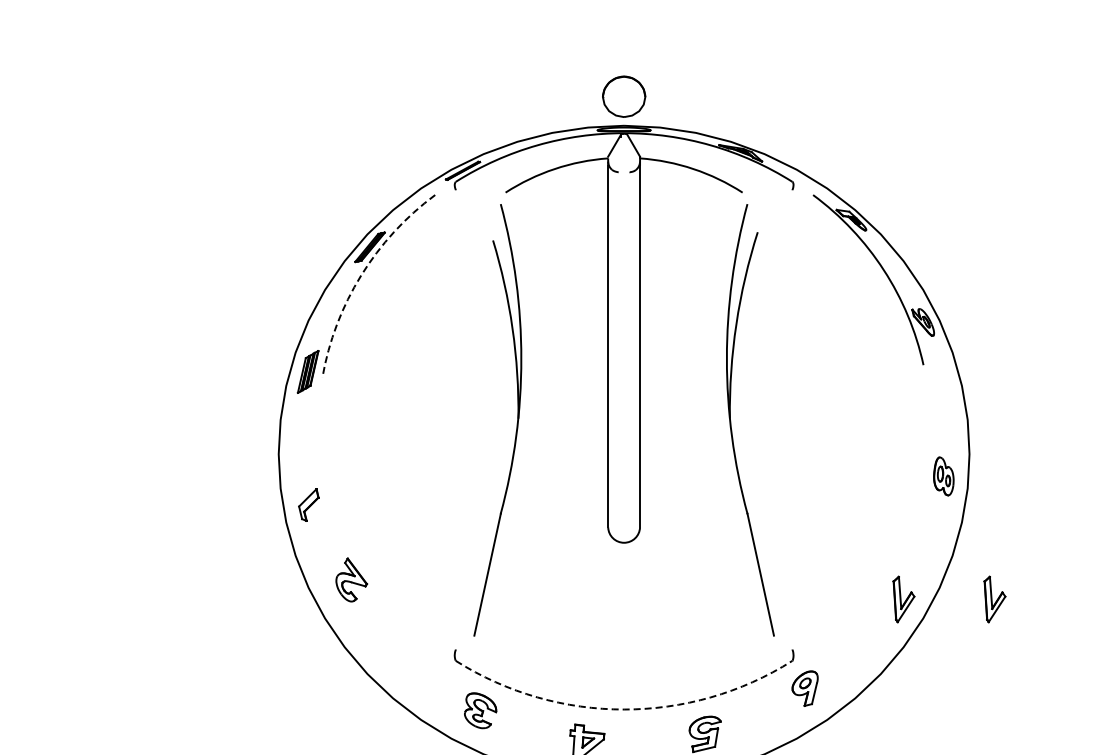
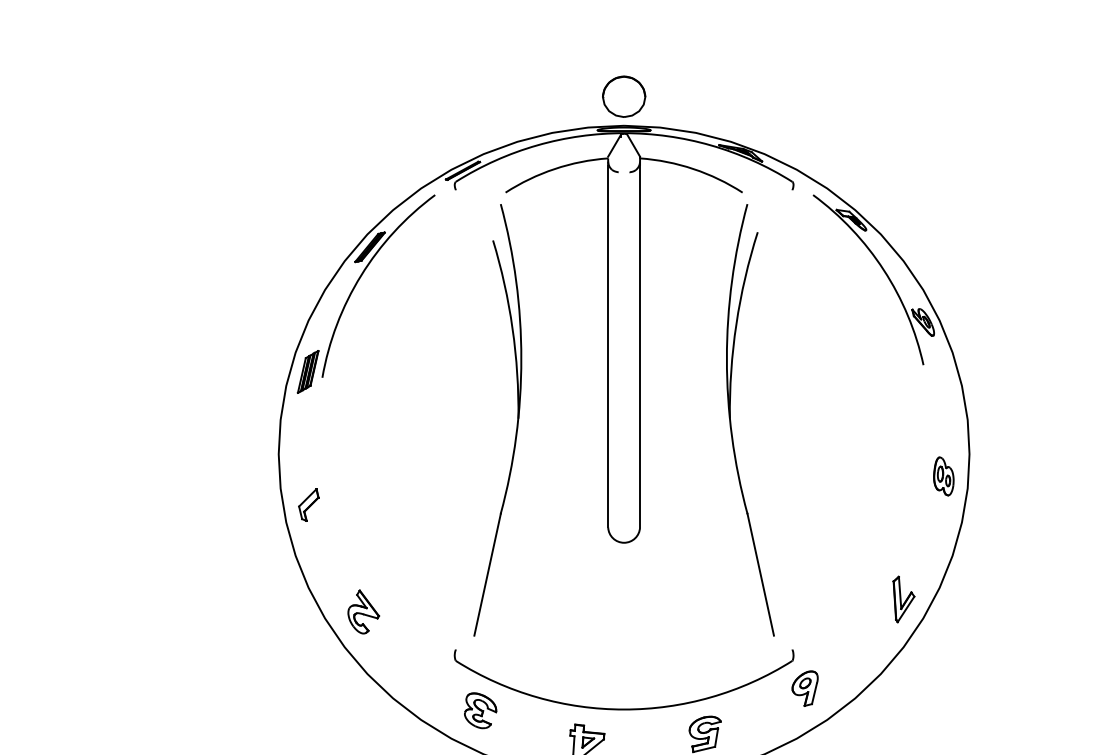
arc: dashed -> solid (361, 275)
part position: (351, 579) -> (363, 611) (363, 611)
part: present -> none (994, 599)
arc: dashed -> solid (624, 709)
